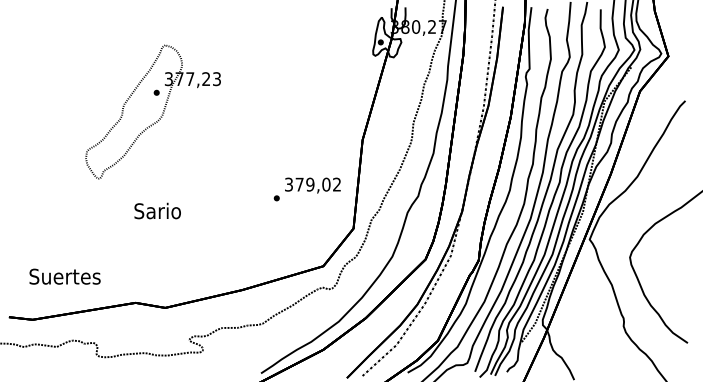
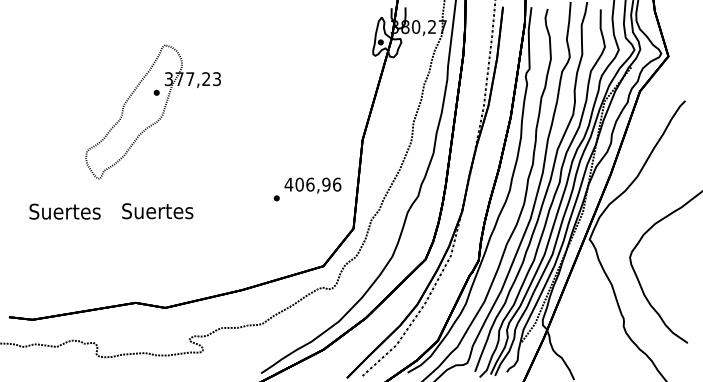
text: 379,02 -> 406,96 (312, 184)
text: Sario -> Suertes (157, 210)
text position: (64, 276) -> (64, 211) (64, 211)
